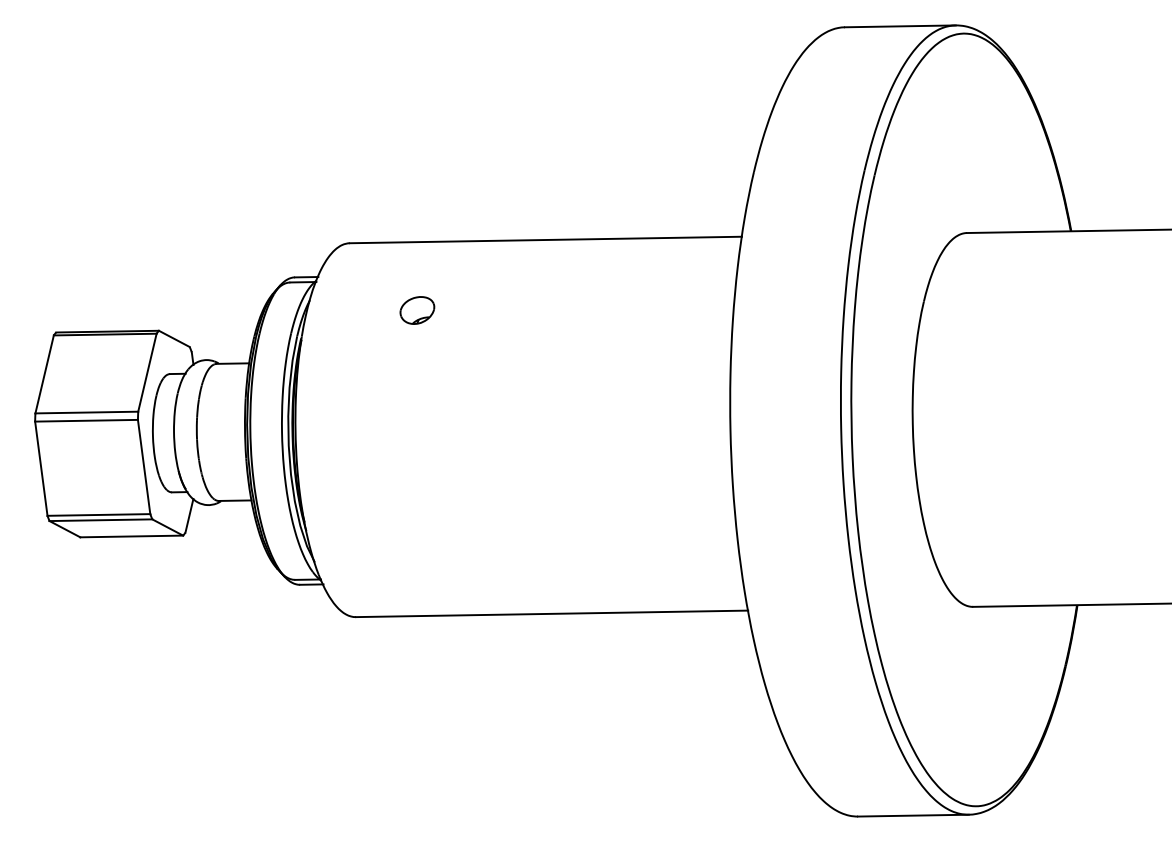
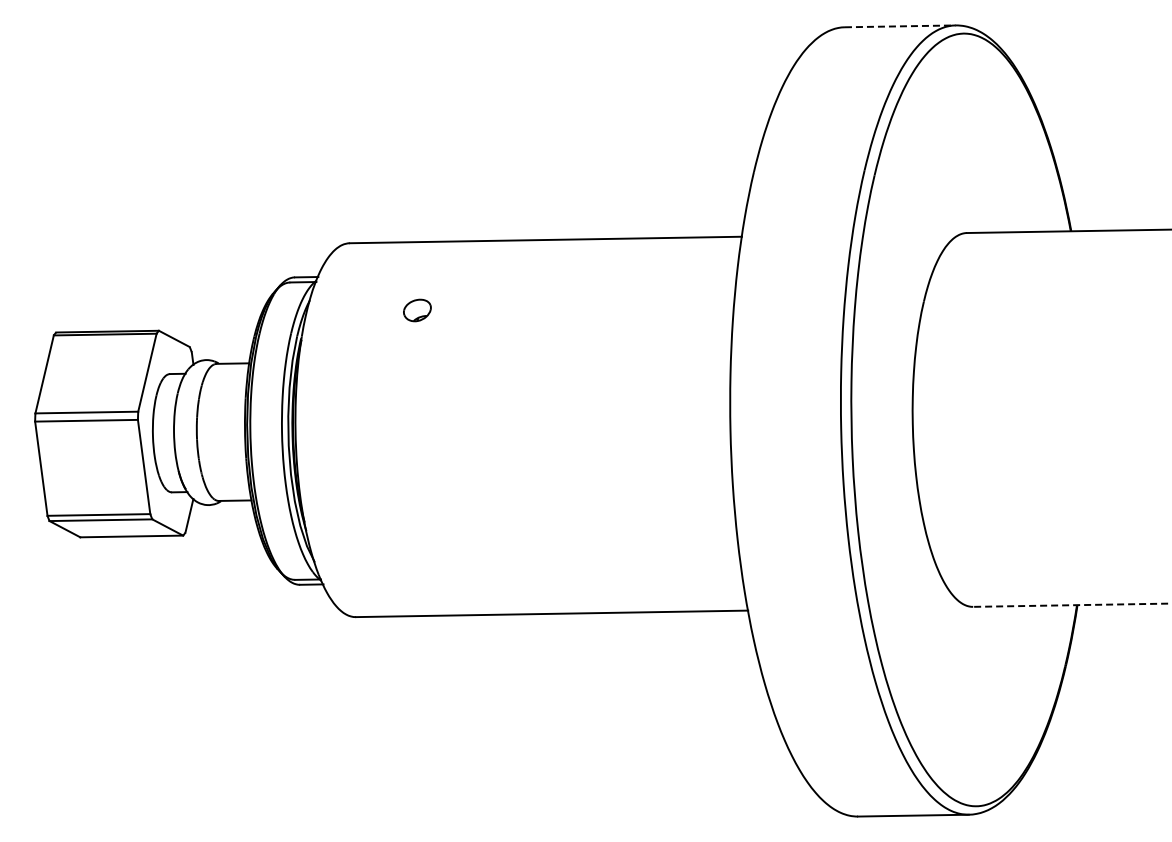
line: solid -> dashed (900, 26)
part size: 37x29 px -> 29x25 px (417, 310)
line: solid -> dashed (1072, 605)
